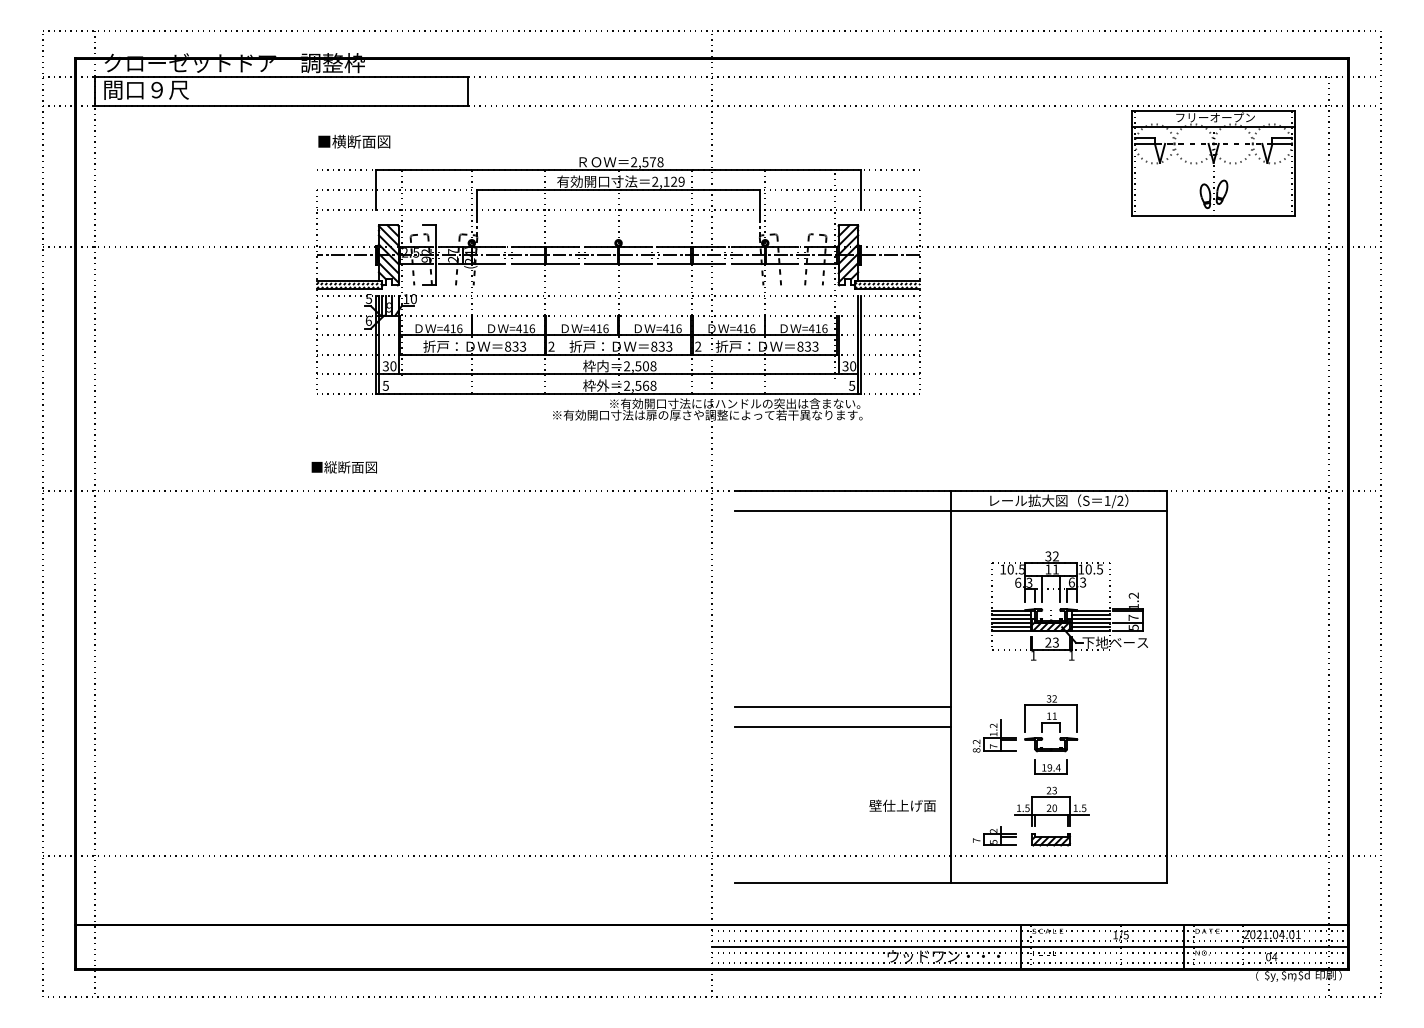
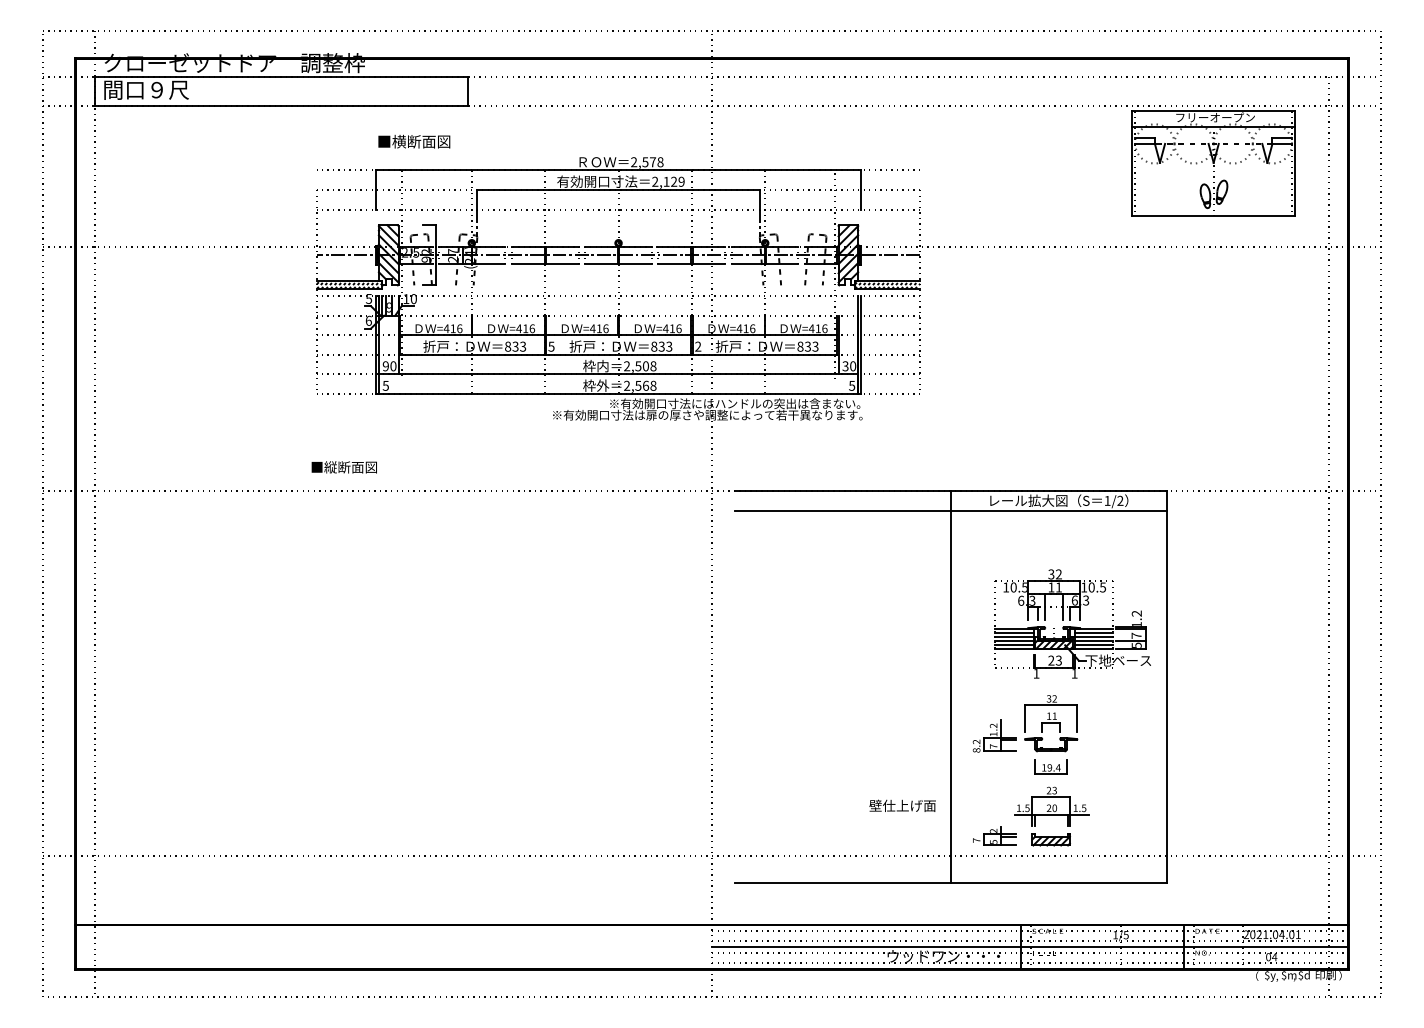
text position: (354, 141) -> (414, 141) (414, 141)
text: 2 -> 5 (551, 346)
text: 30 -> 90 (385, 366)
part position: (1069, 605) -> (1072, 623) (1072, 623)
line: present -> none (842, 707)
line: present -> none (842, 726)
